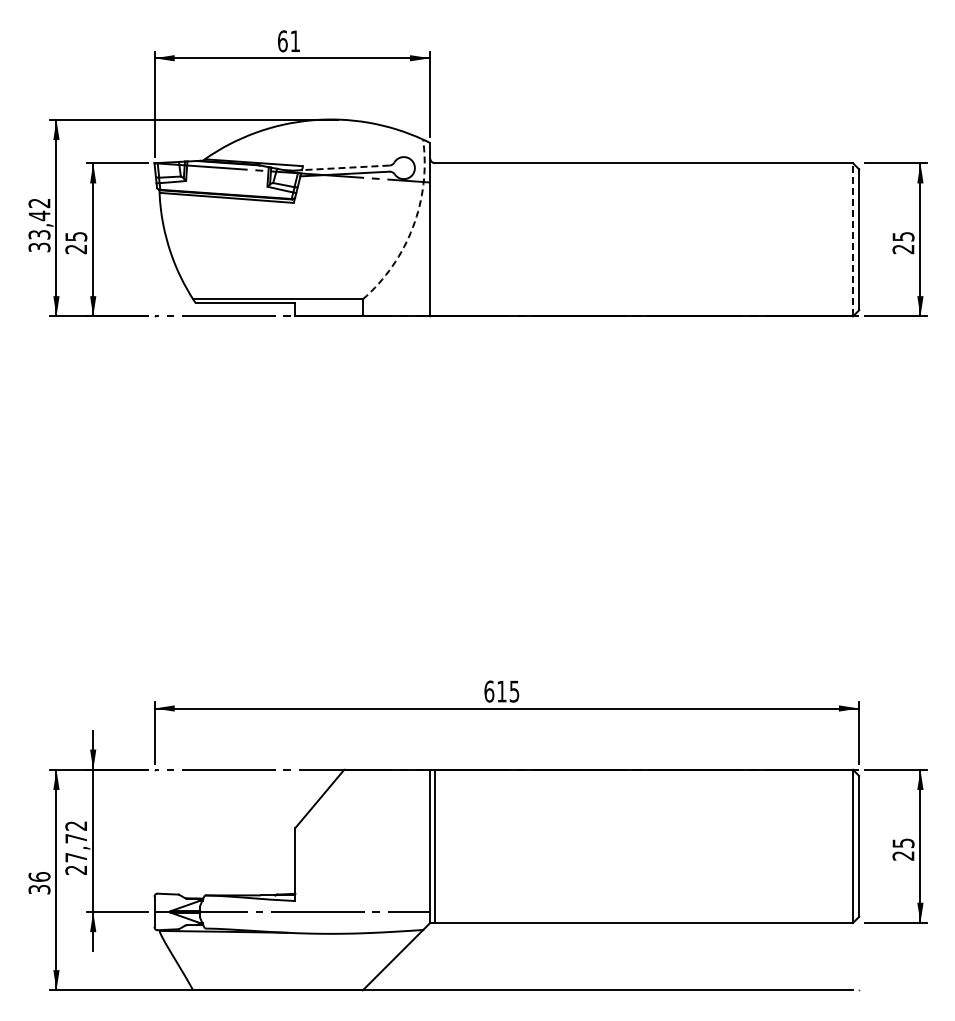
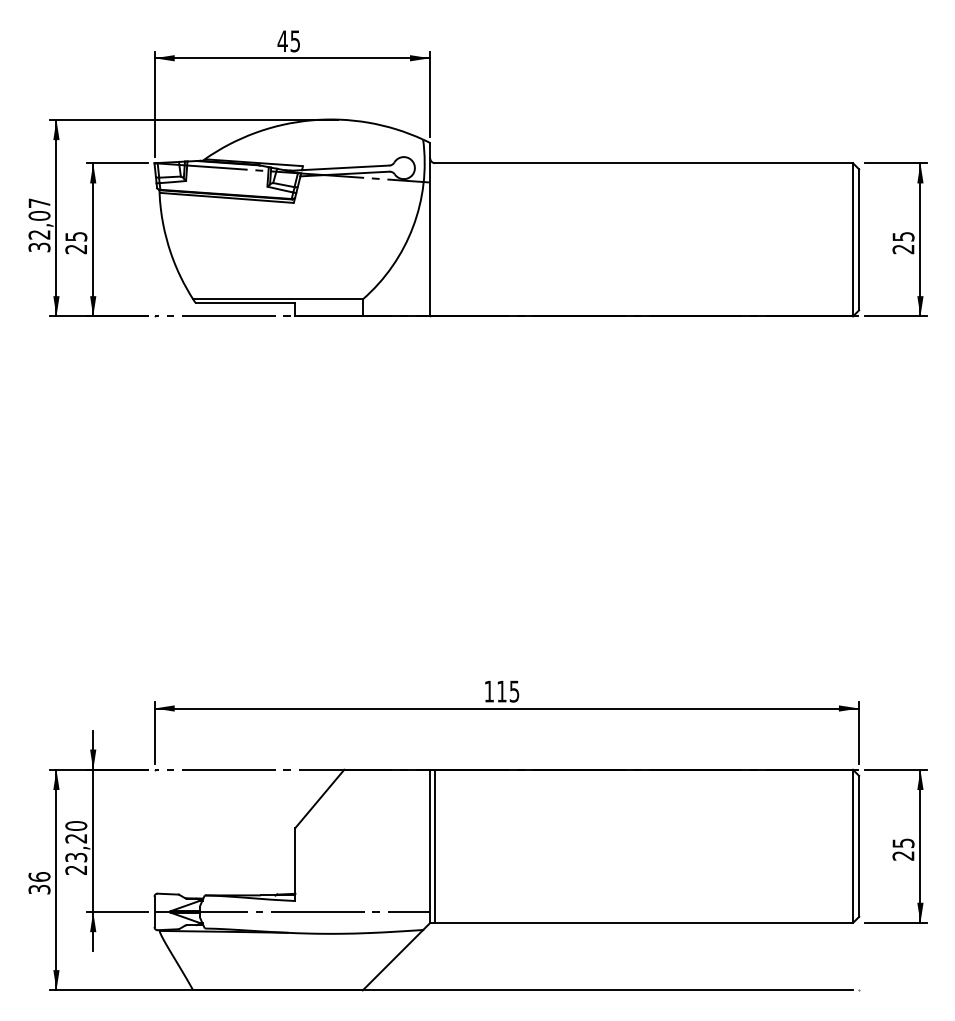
text: 61 -> 45 (288, 41)
line: dashed -> solid (345, 167)
text: 33,42 -> 32,07 (39, 218)
arc: dashed -> solid (413, 227)
line: dashed -> solid (853, 239)
text: 615 -> 115 (489, 691)
text: 27,72 -> 23,20 (76, 841)
